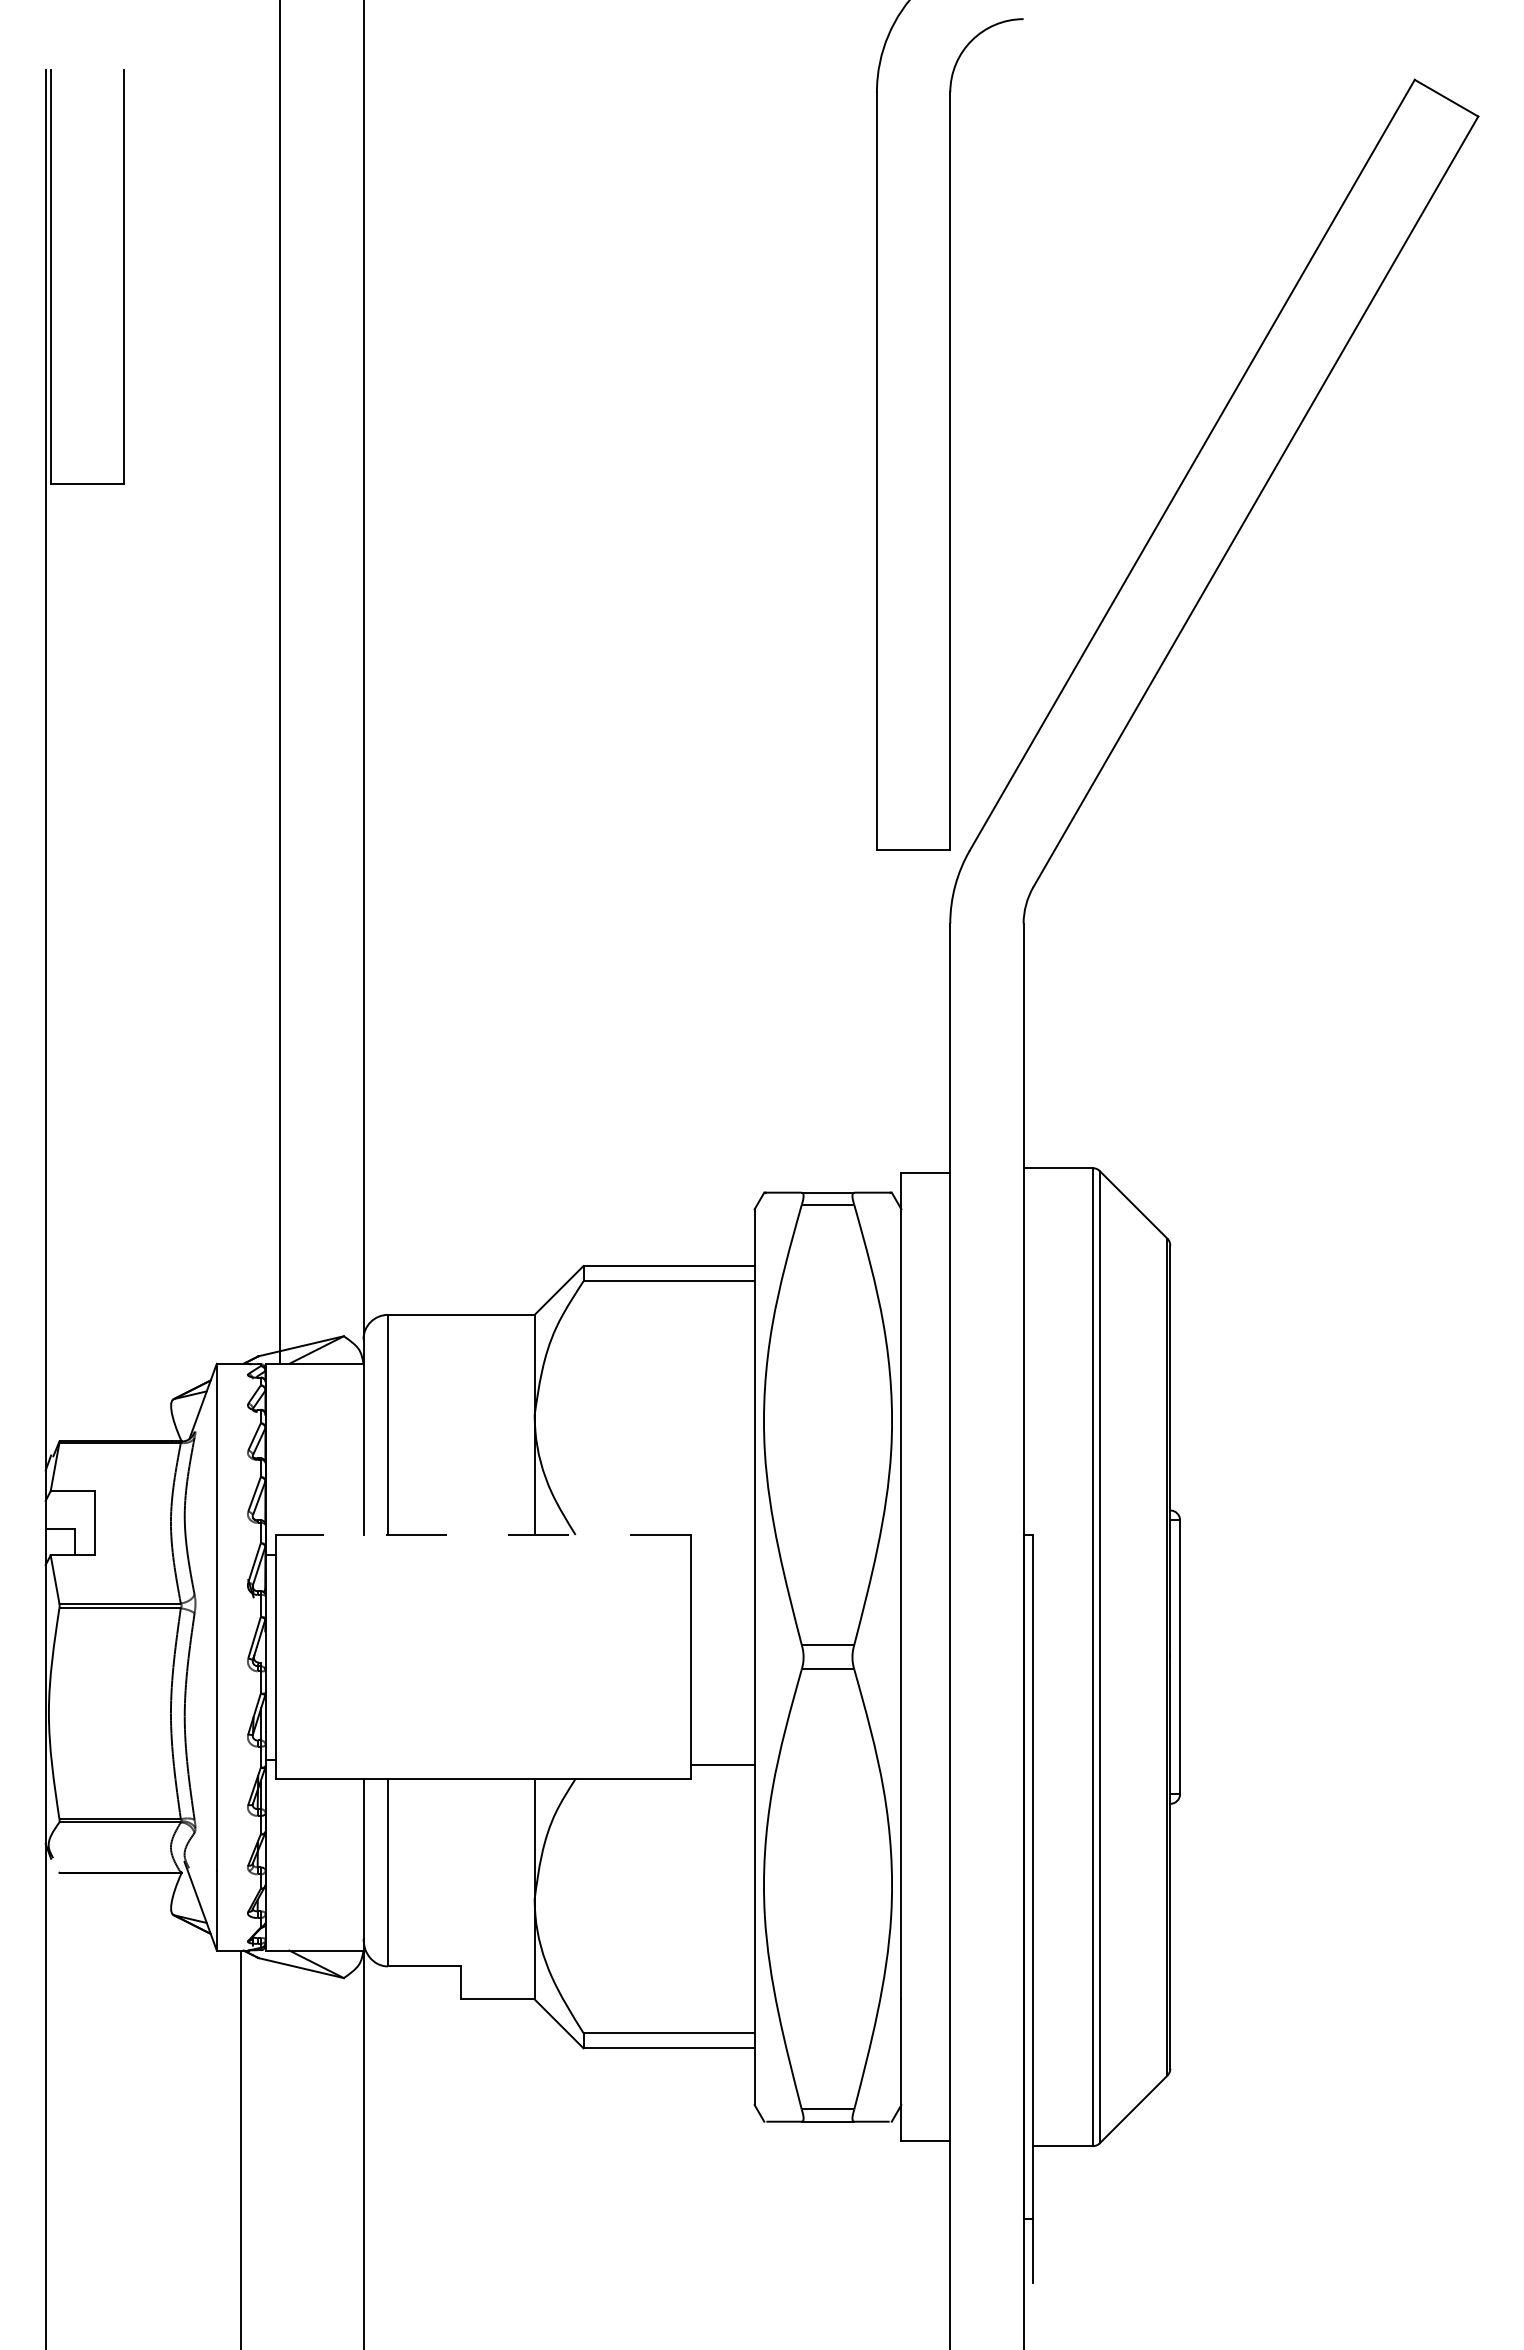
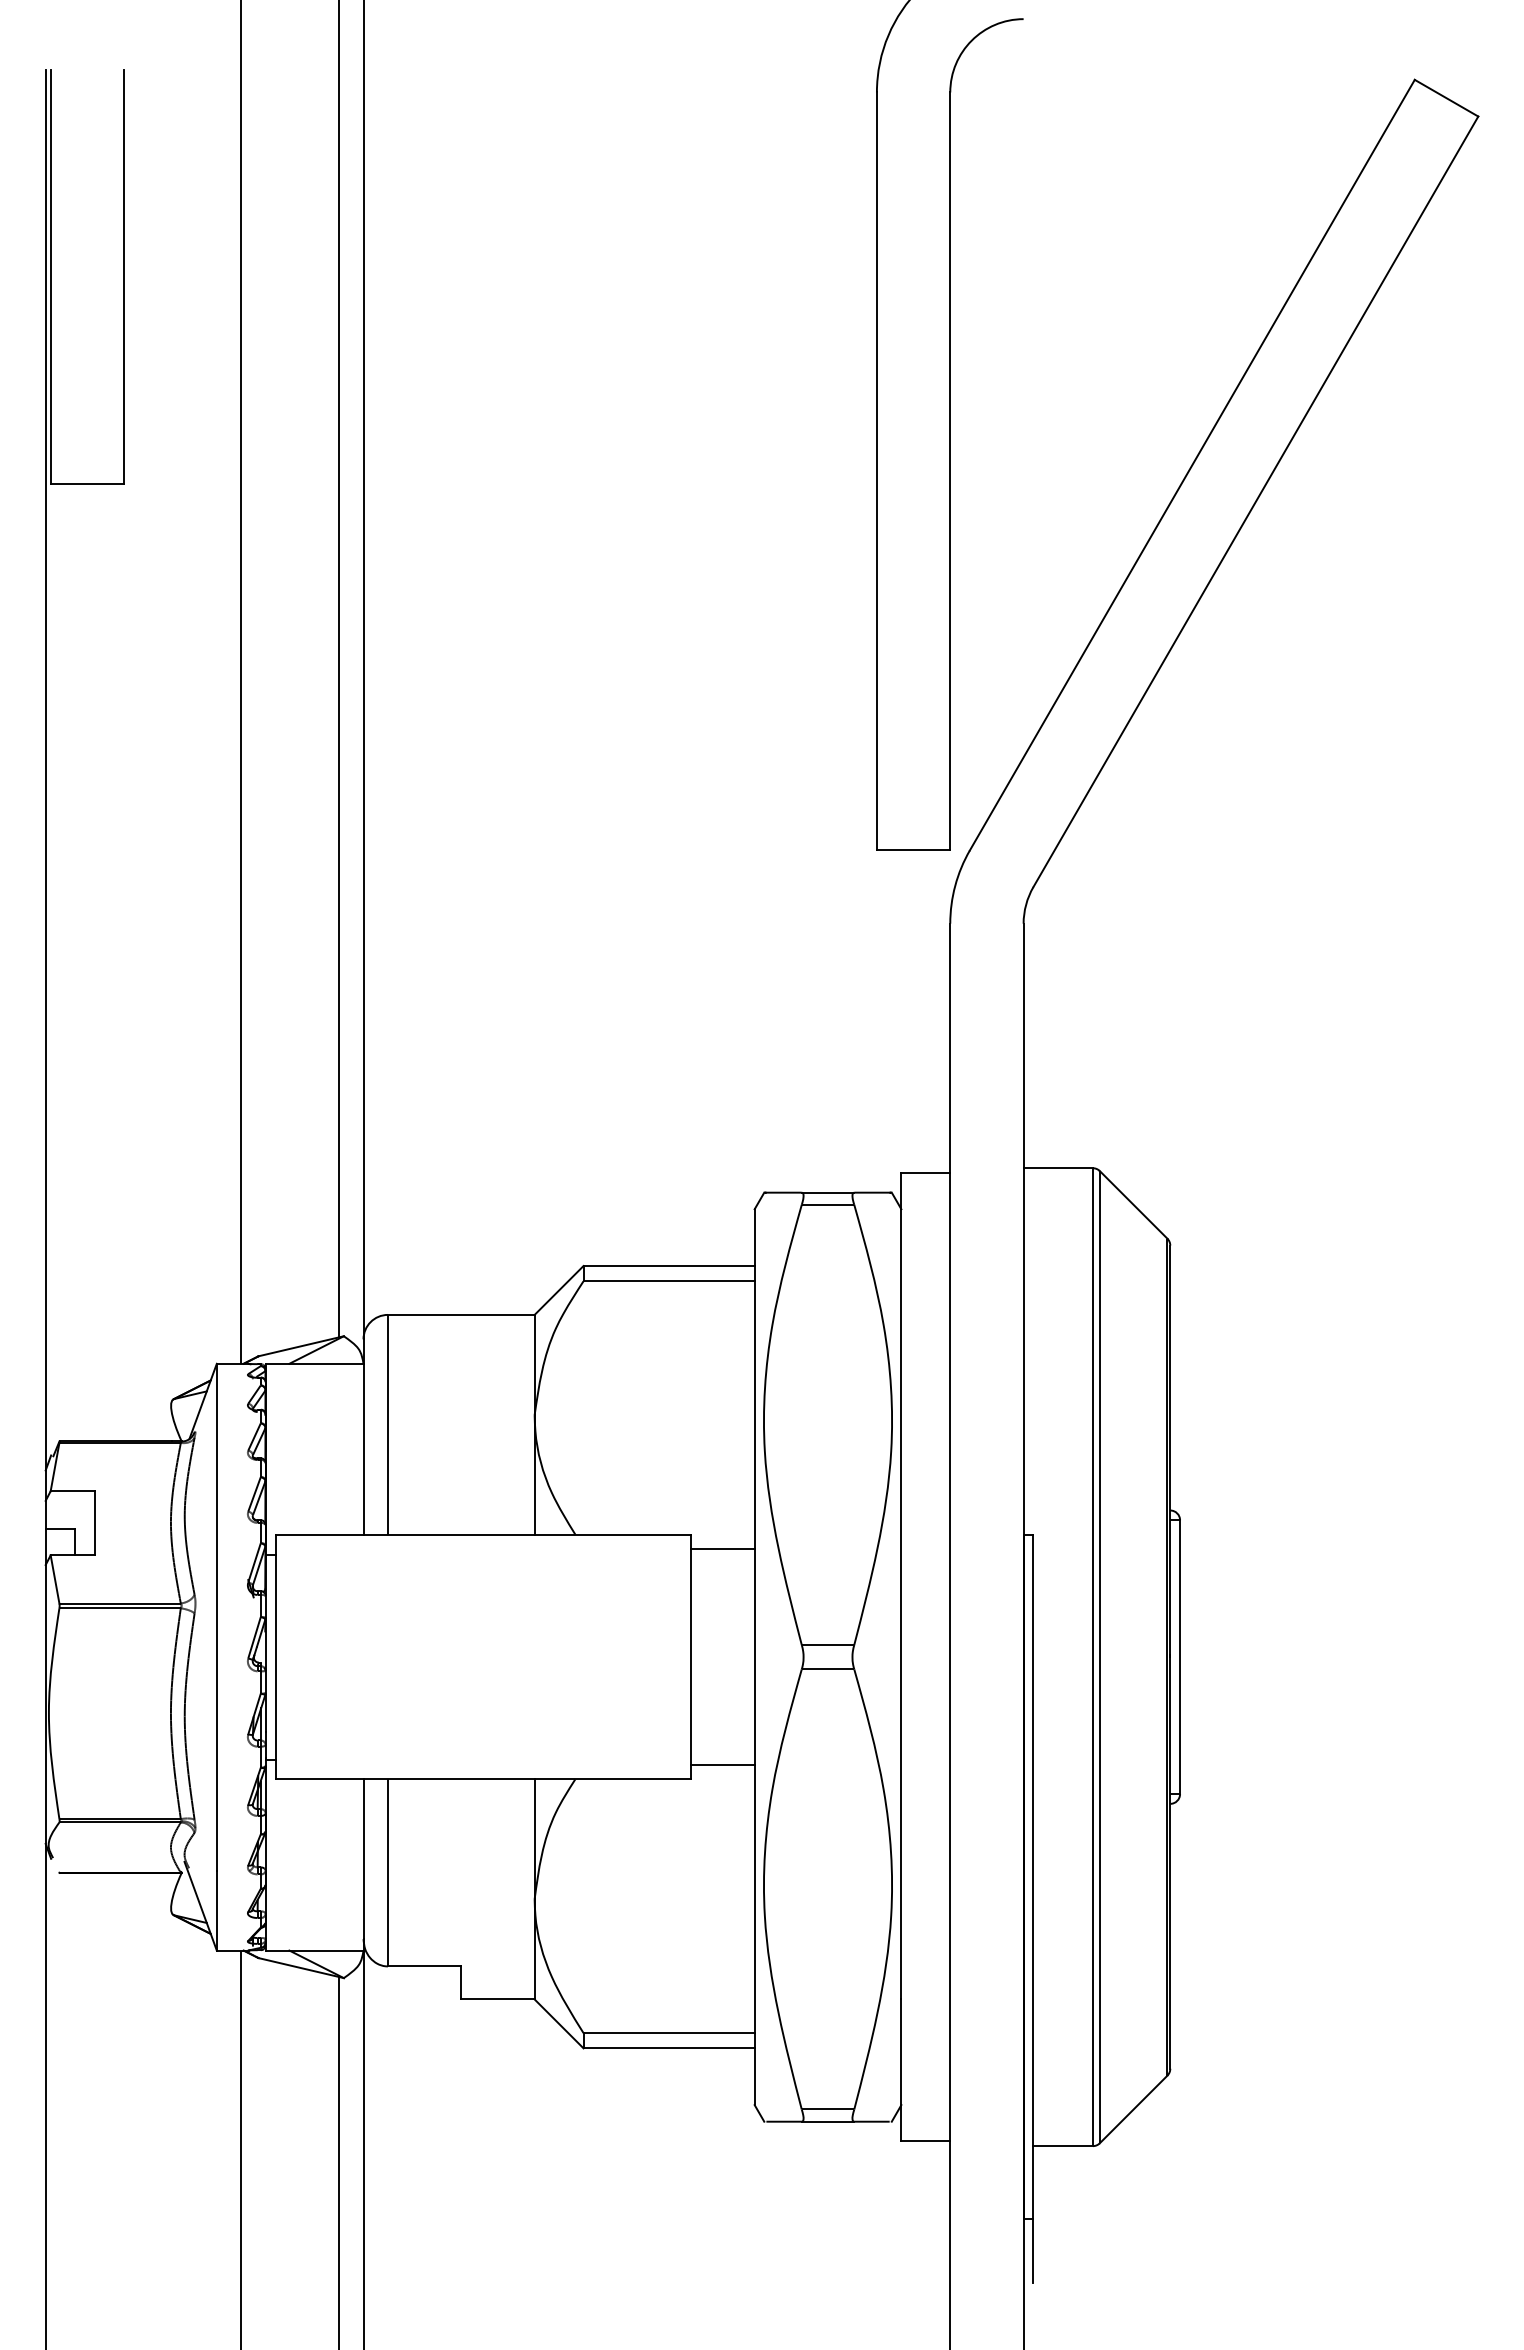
line: none -> present (339, 669)
line position: (280, 682) -> (241, 682) (241, 682)
line: dashed -> solid (483, 1534)
line: none -> present (722, 1549)
line: none -> present (339, 2161)
